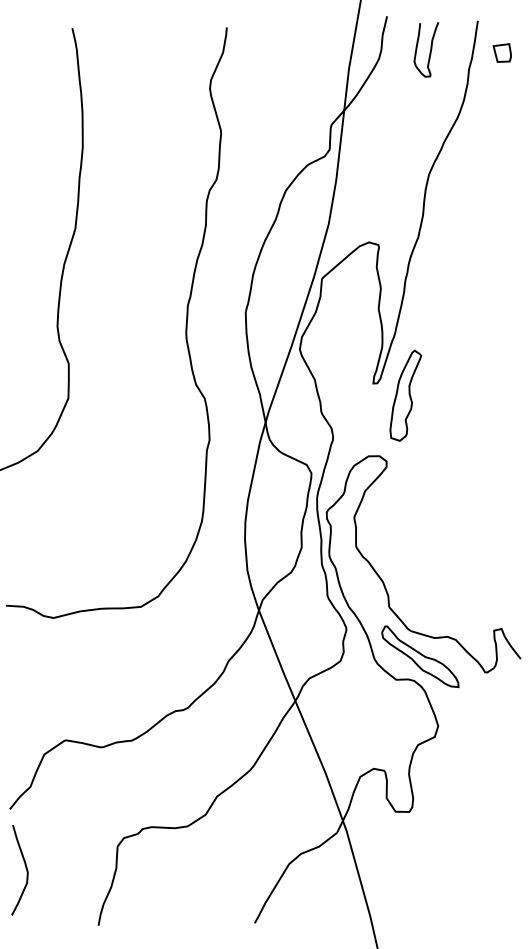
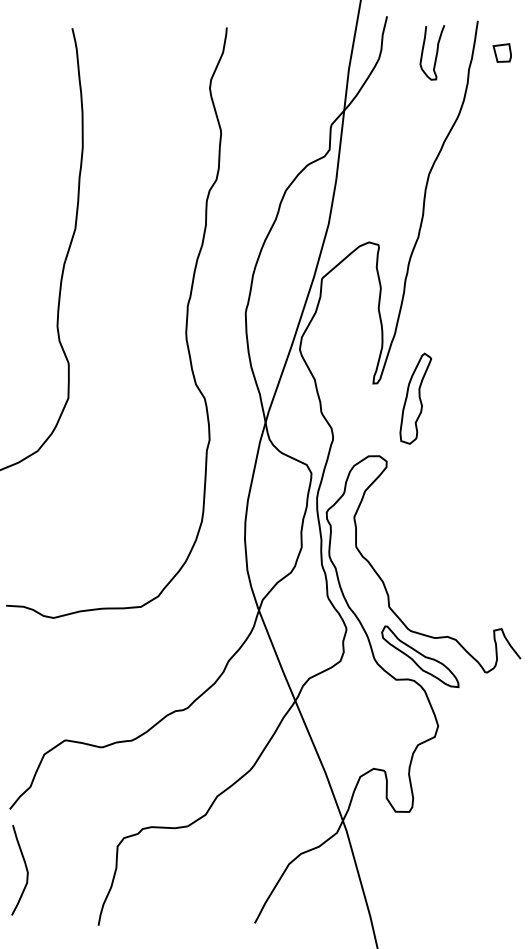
curve position: (430, 49) -> (436, 52) (436, 52)
part position: (405, 395) -> (415, 398) (415, 398)
